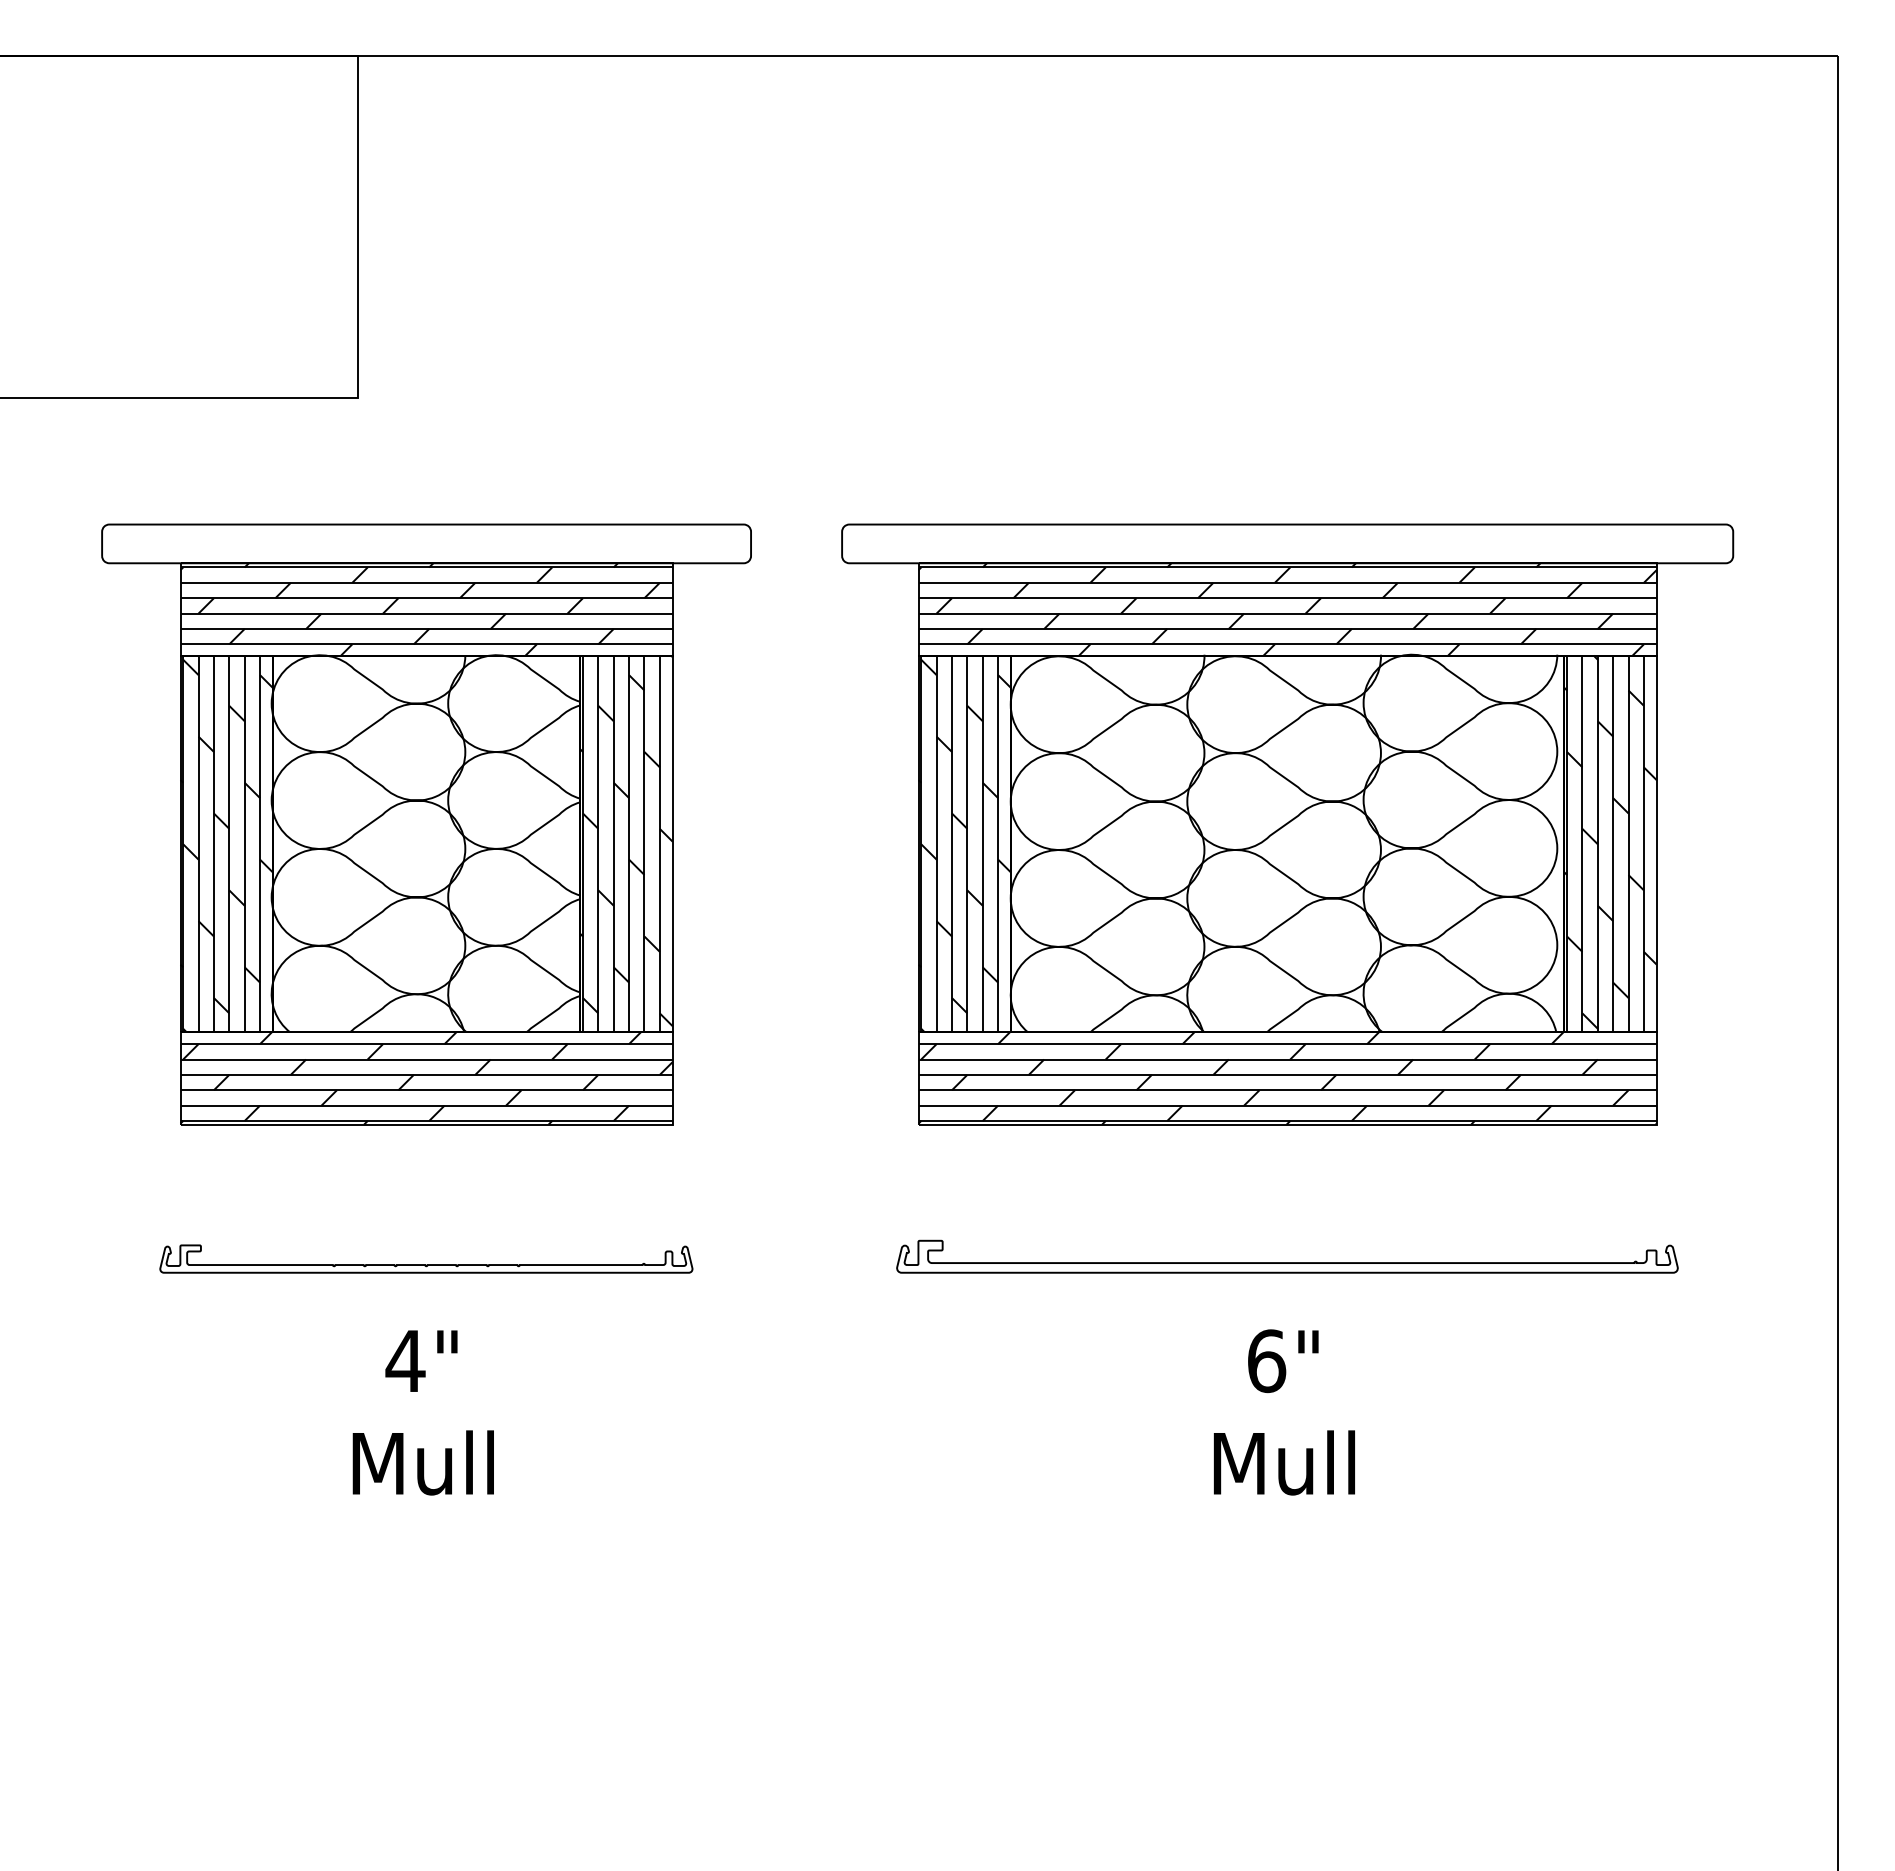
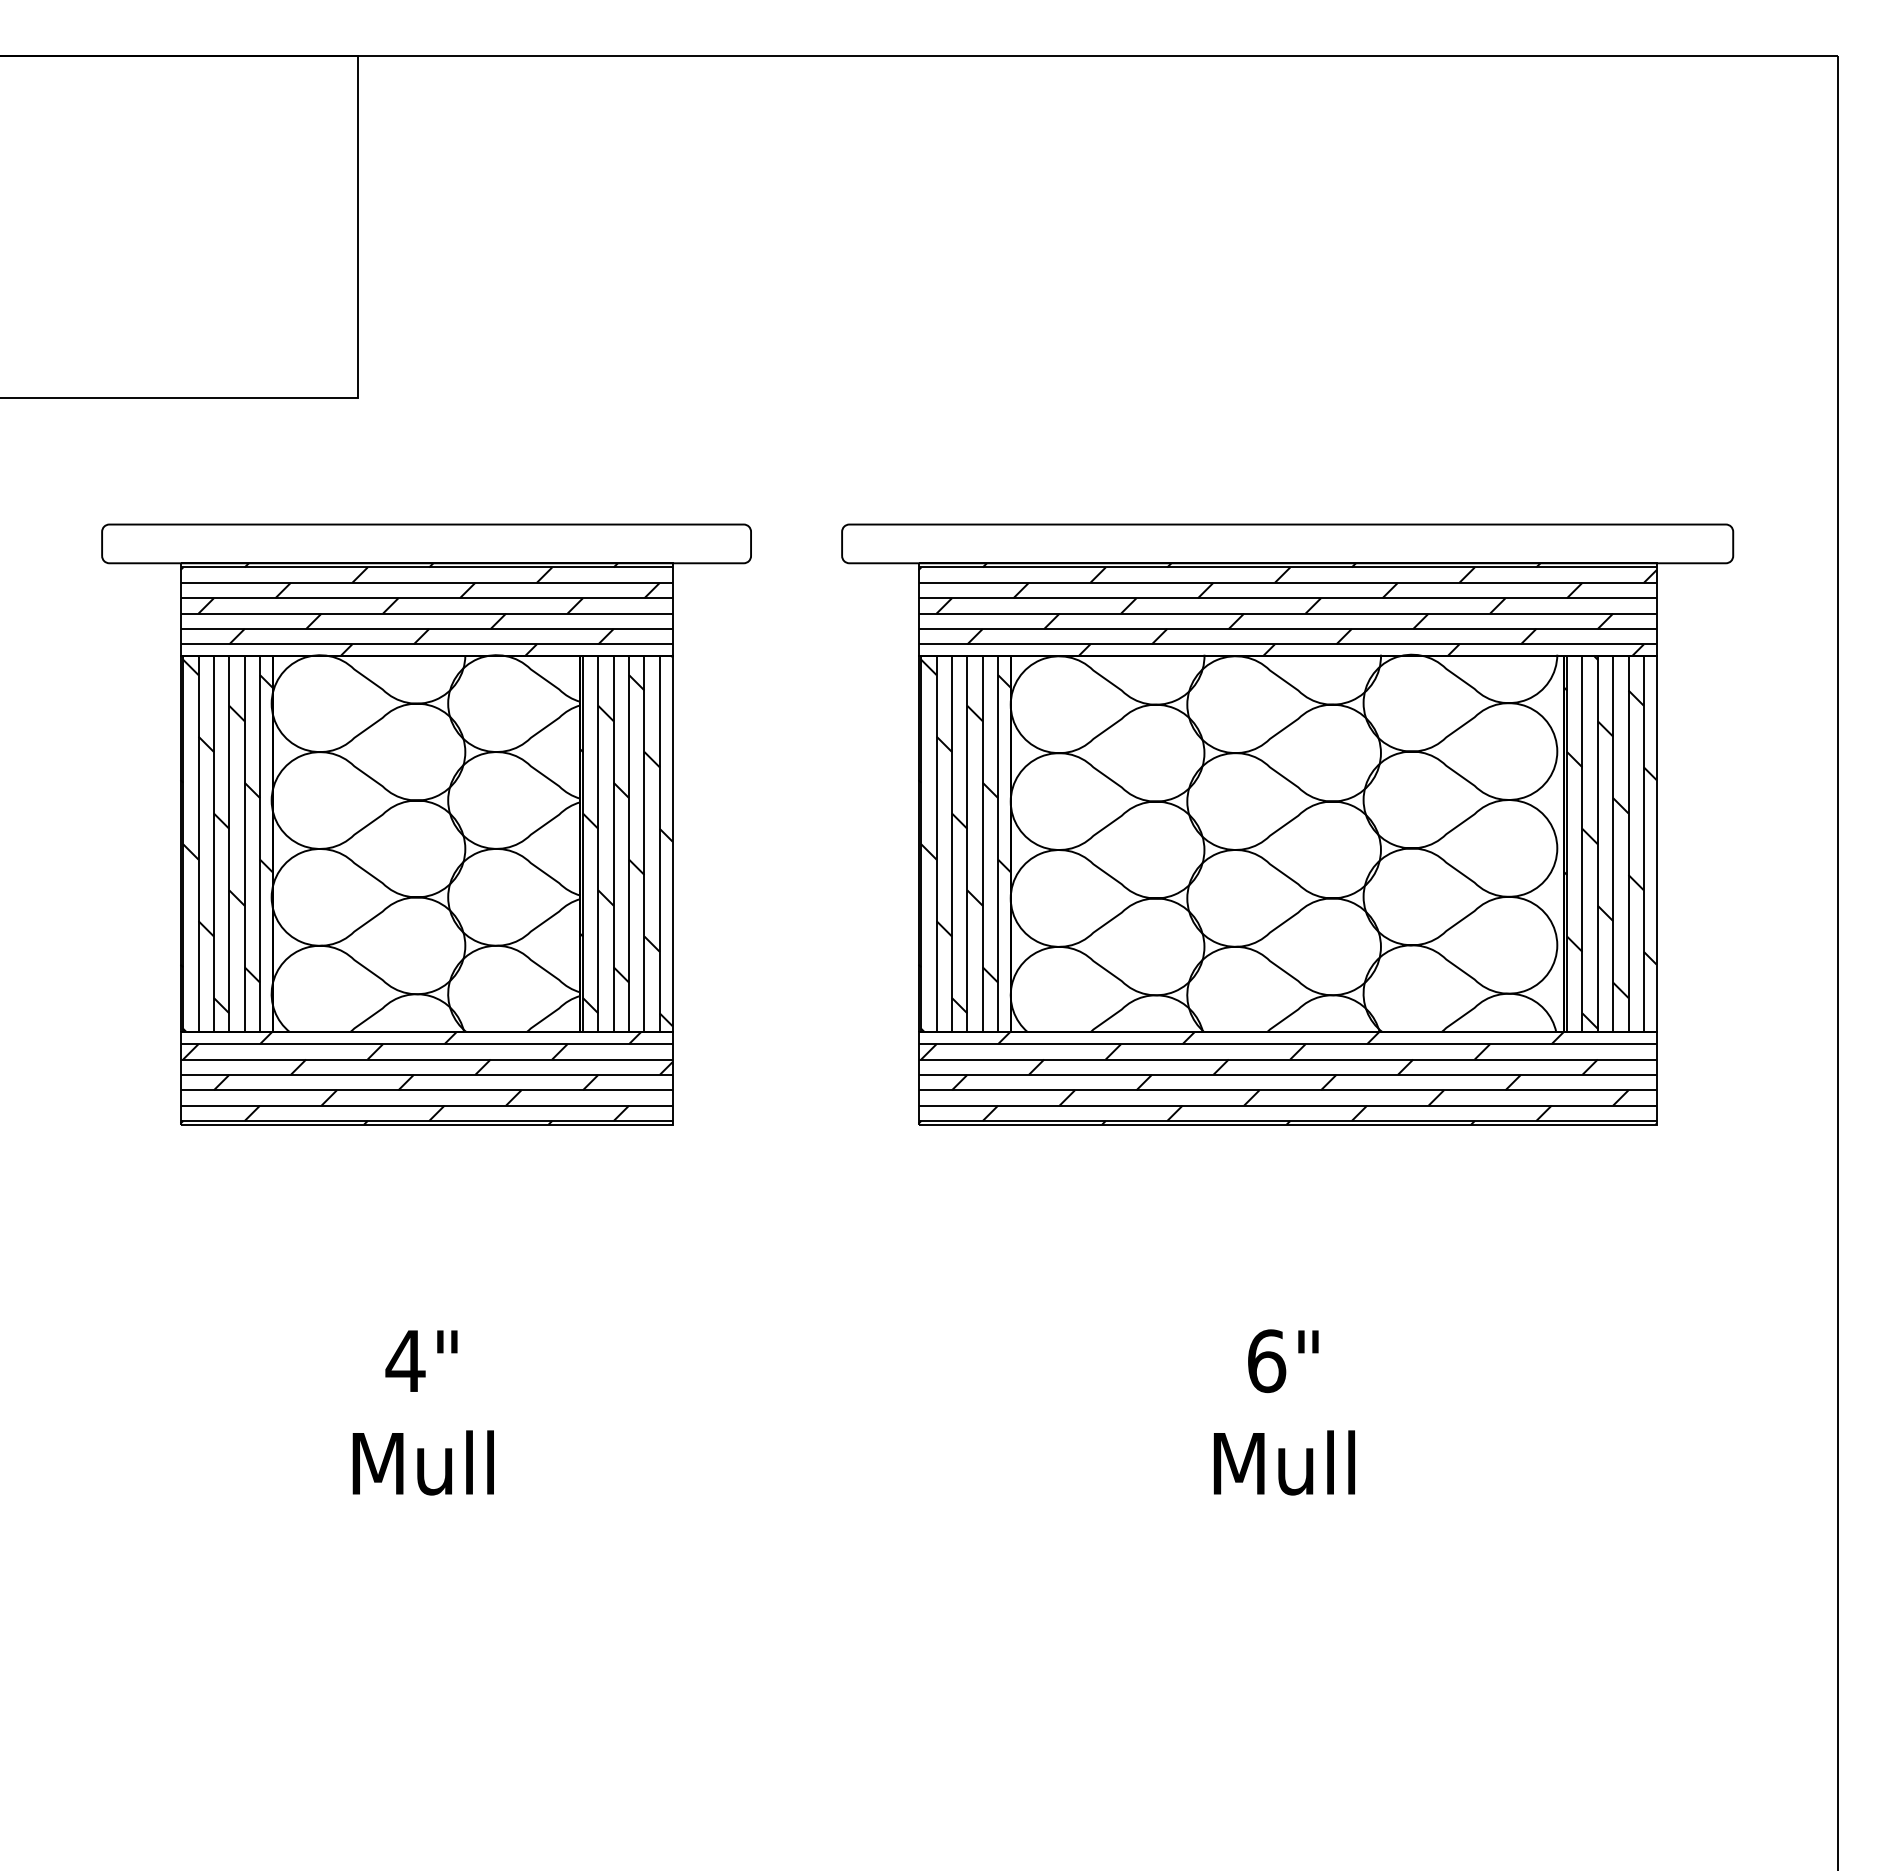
part: present -> none (1287, 1256)
part: present -> none (426, 1258)
